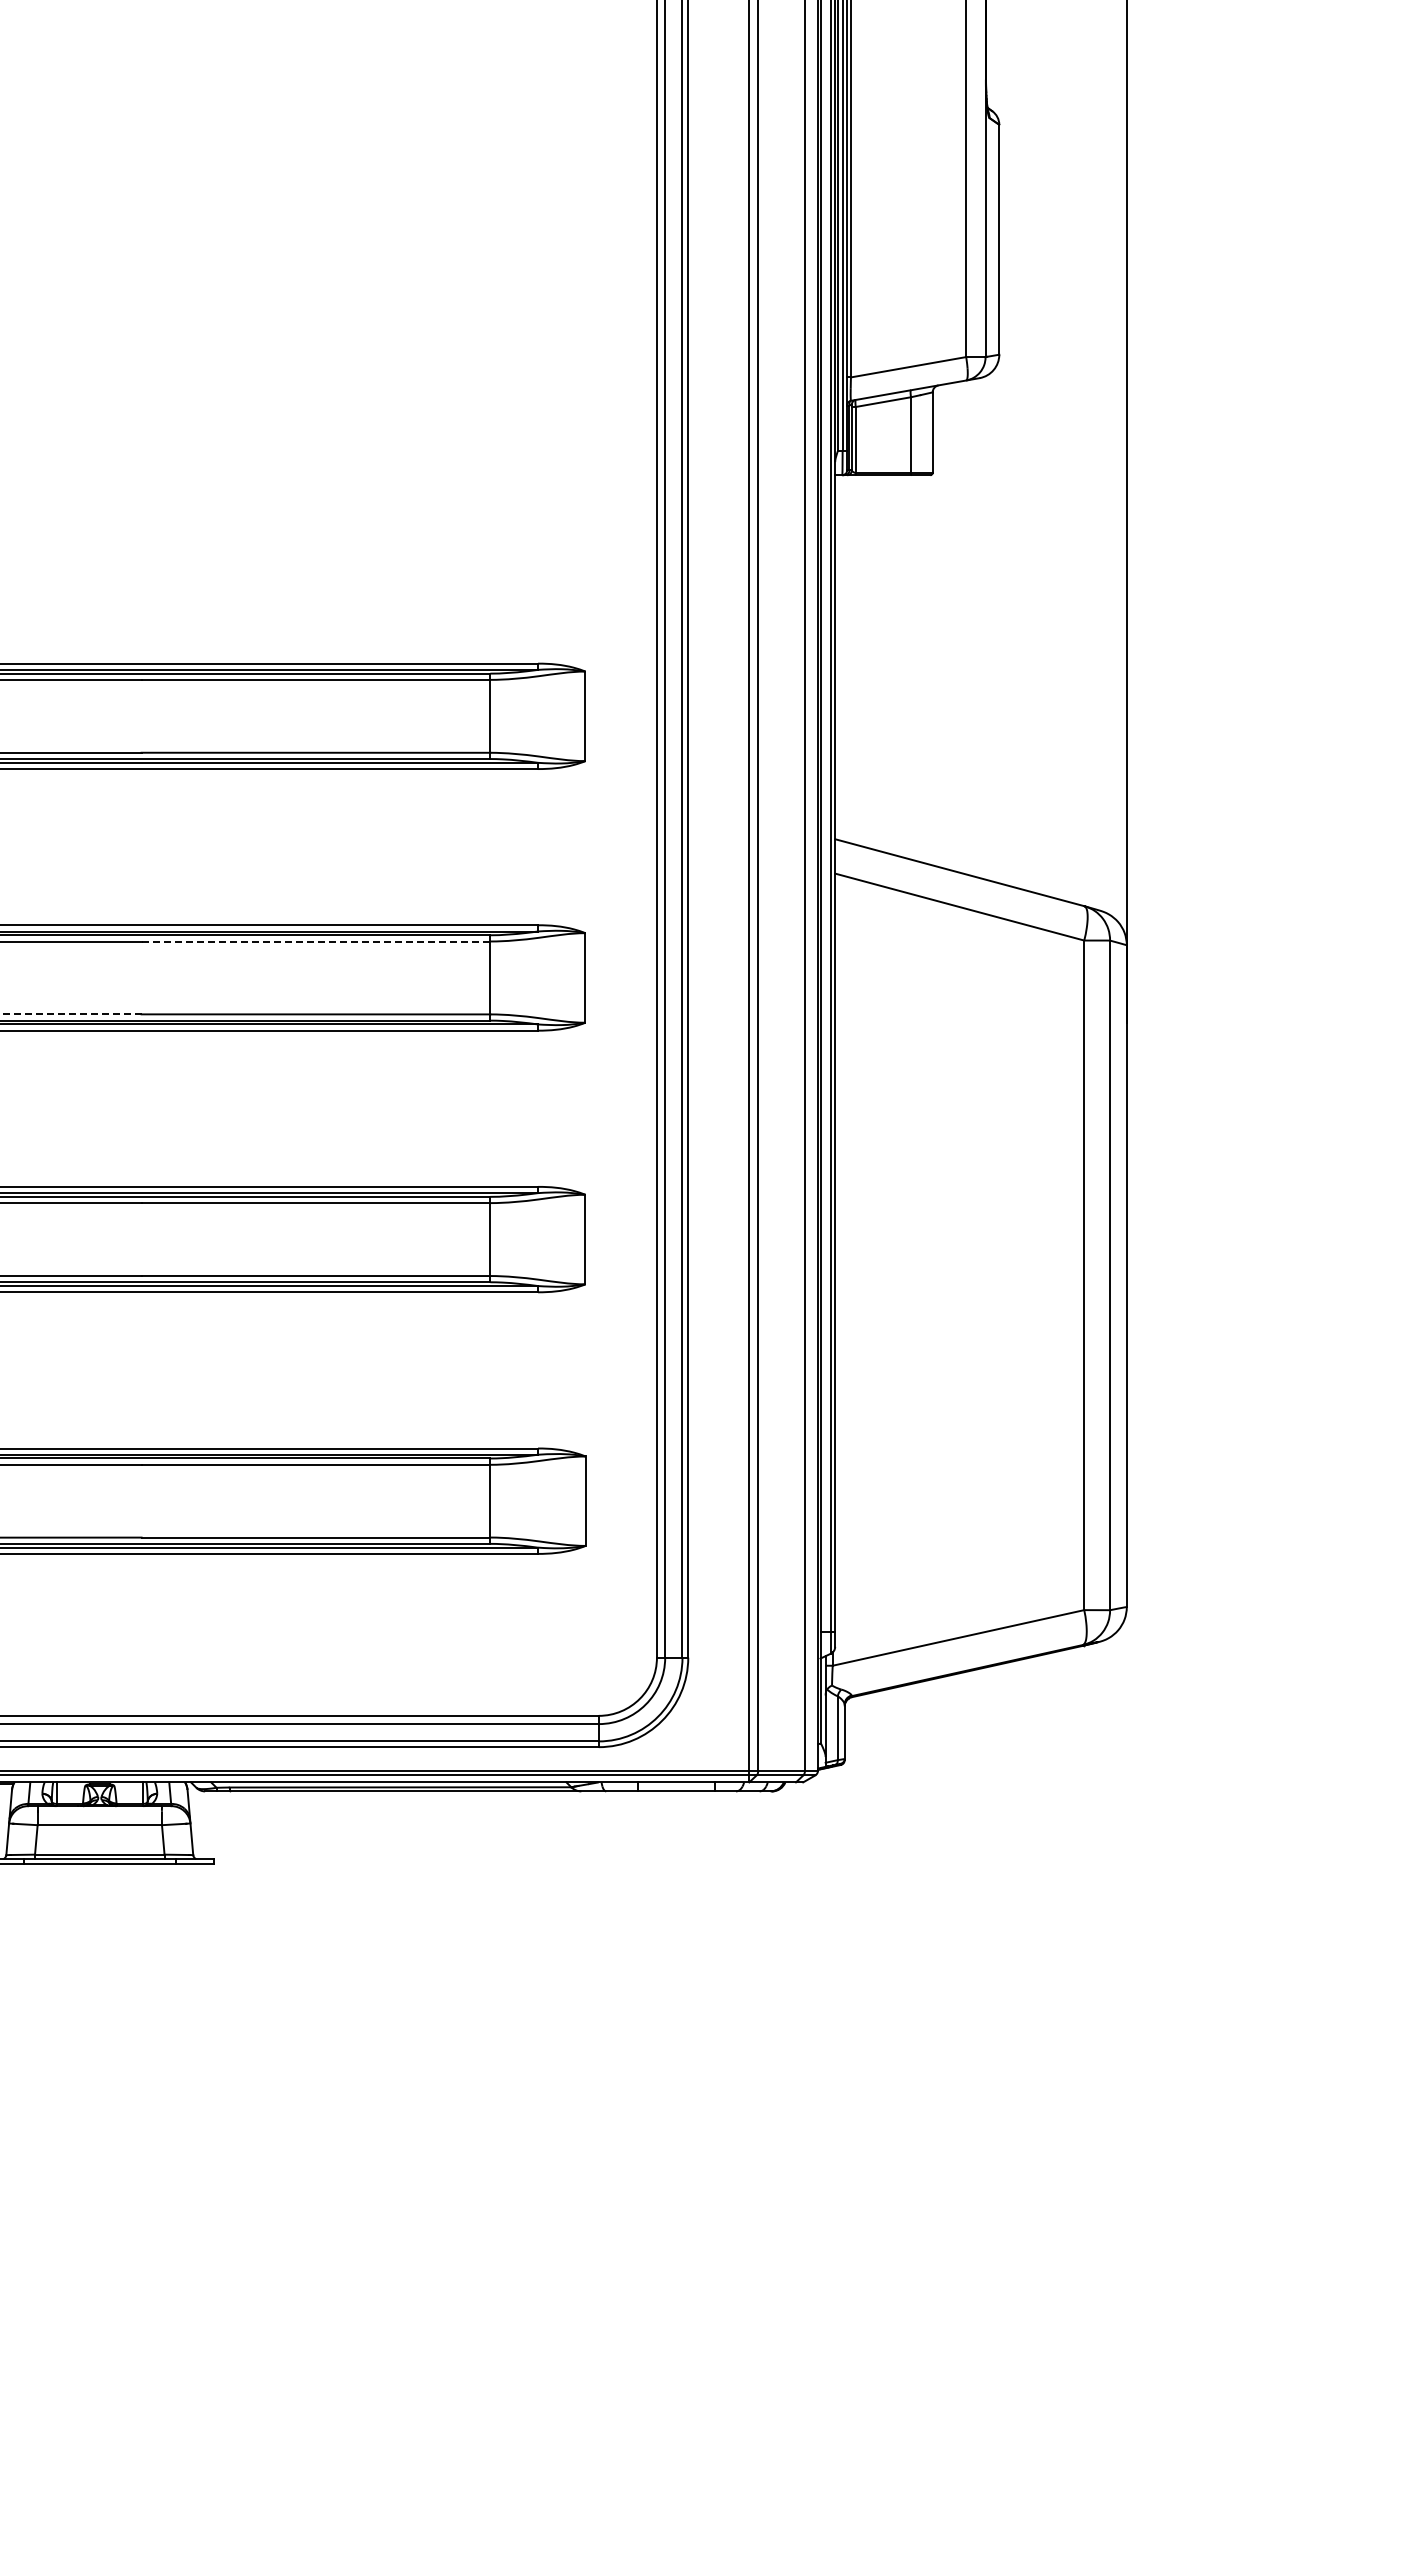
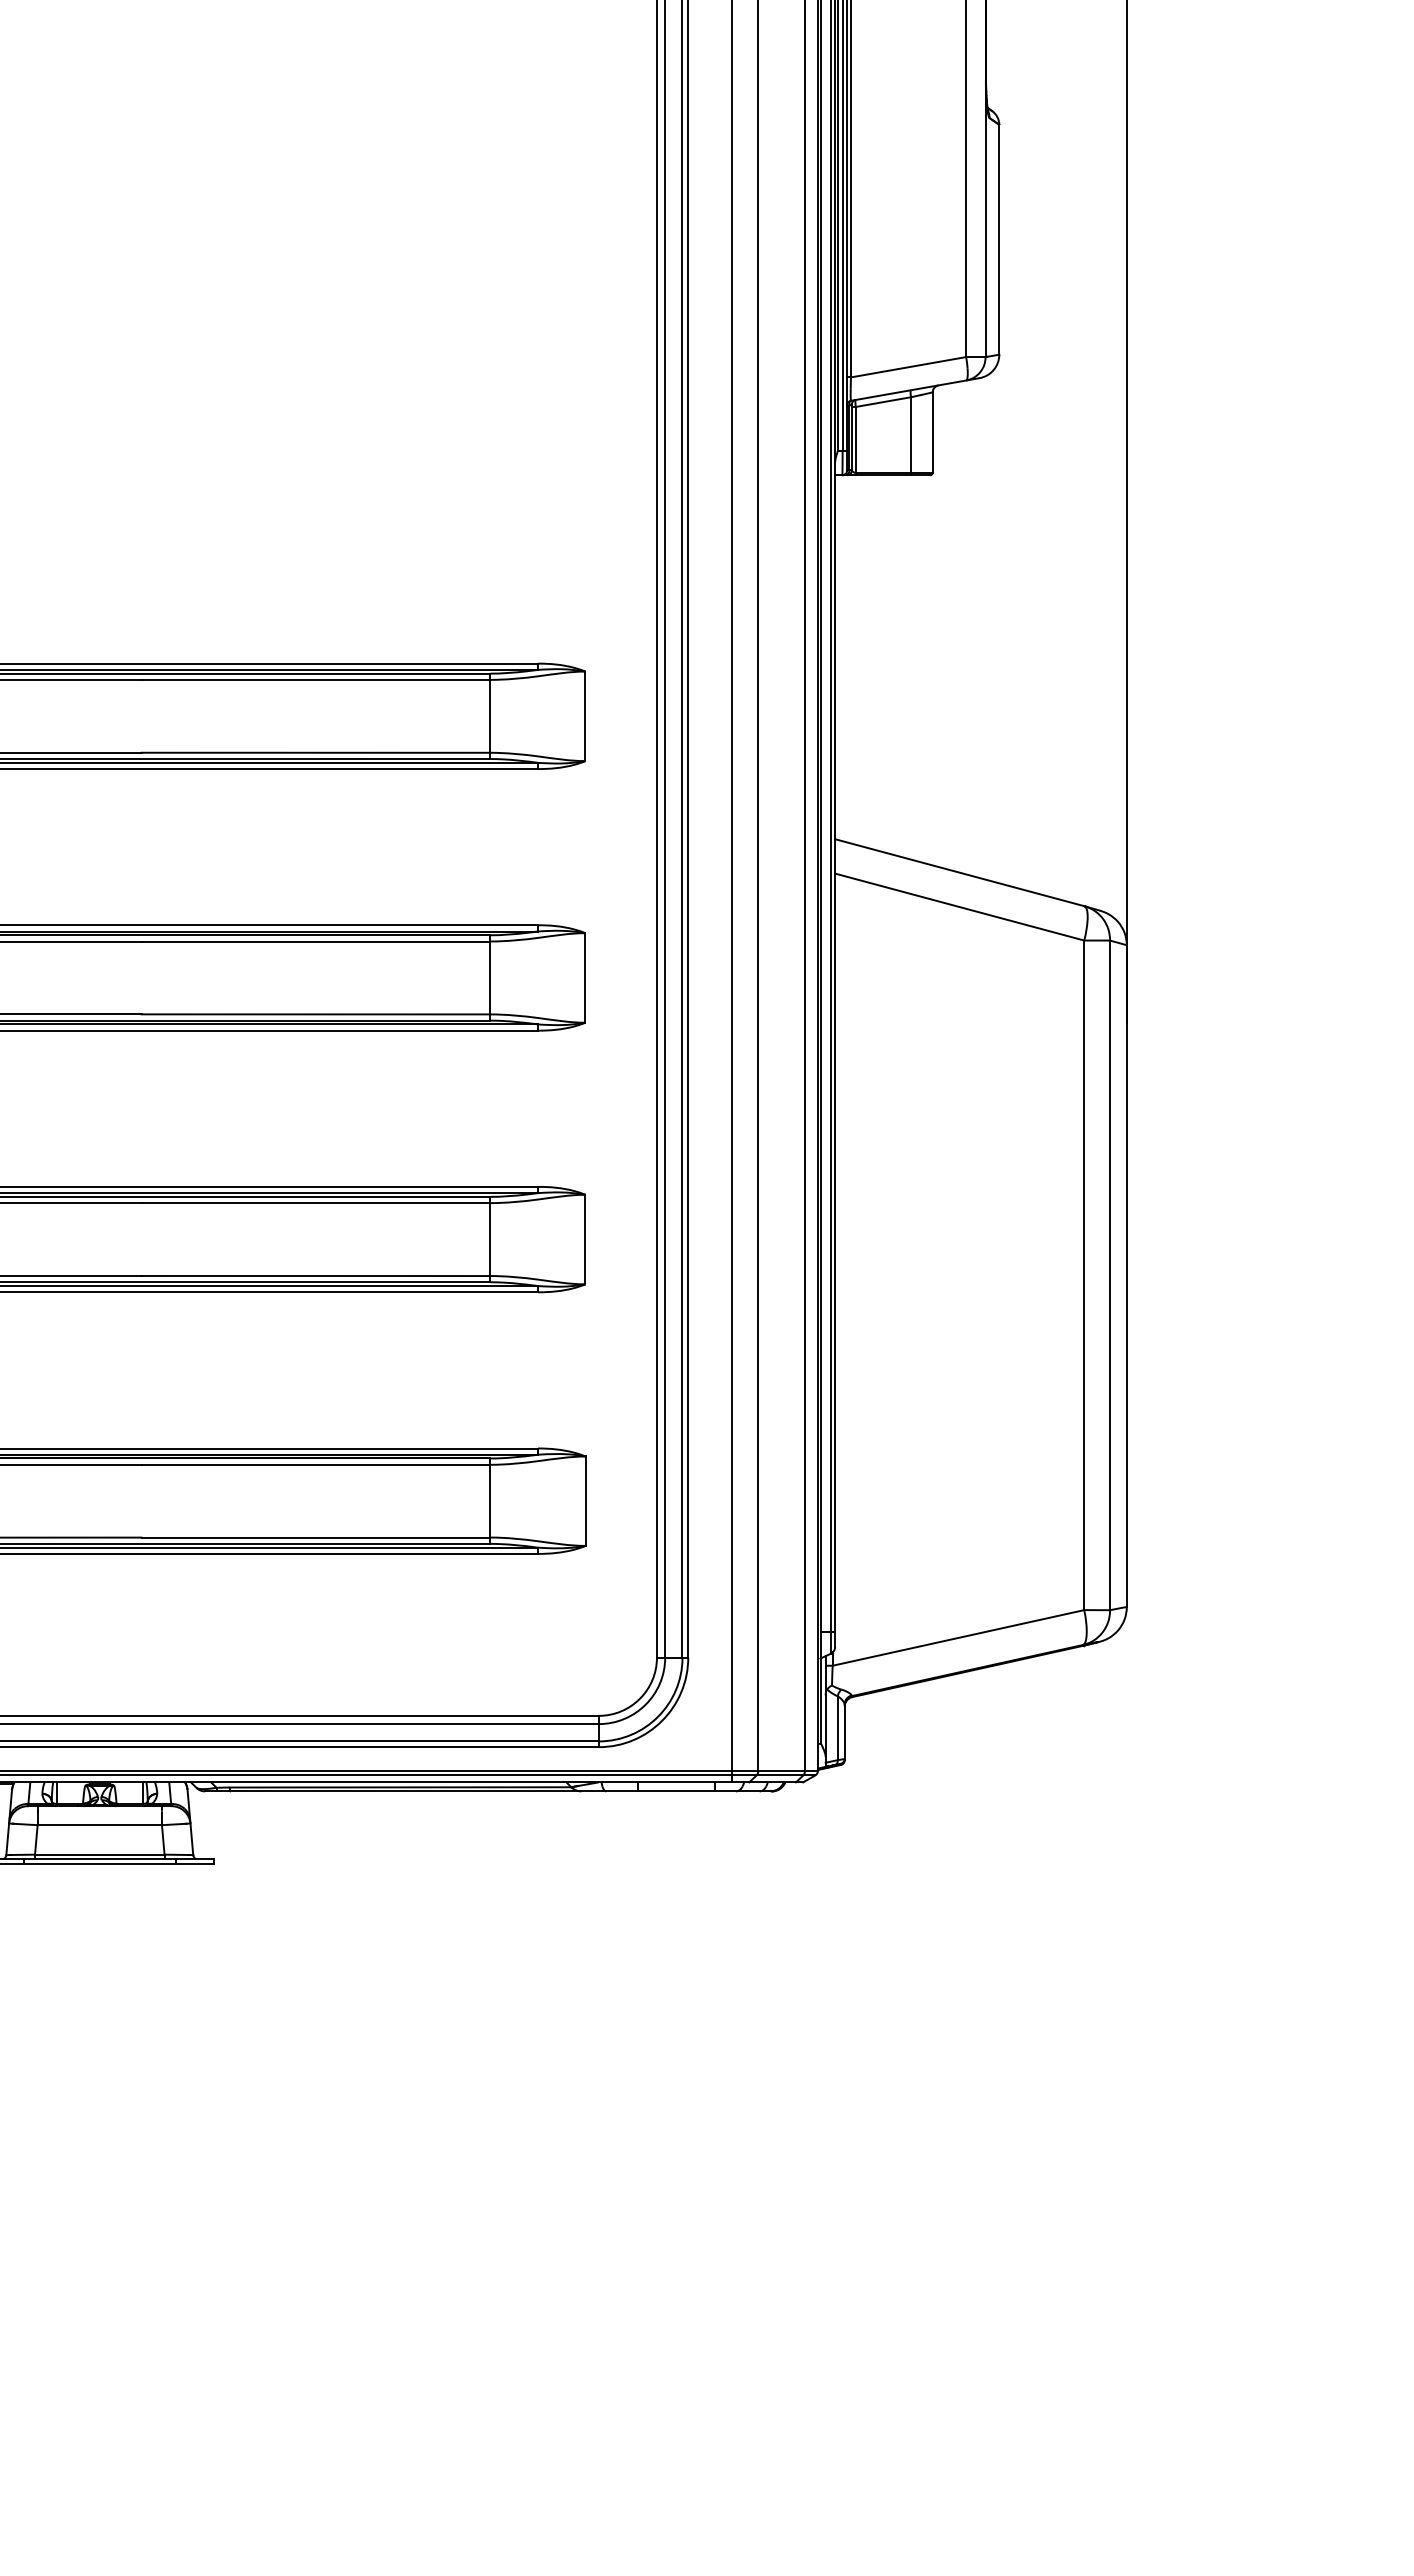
line position: (749, 892) -> (732, 892) (732, 892)
line: dashed -> solid (316, 941)
line: dashed -> solid (70, 1014)
